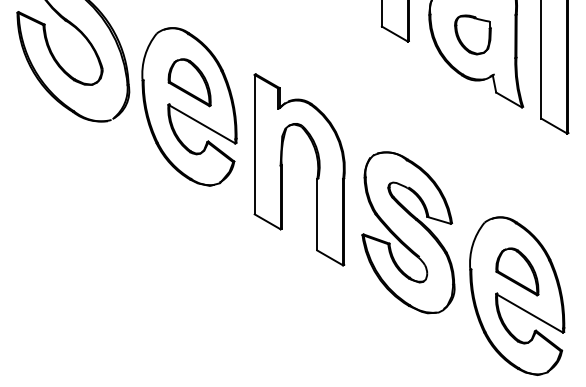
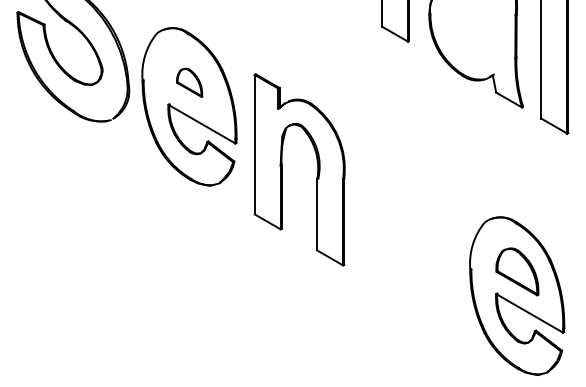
part: present -> none (472, 34)
part size: 45x50 px -> 28x31 px (189, 82)
part: present -> none (408, 232)
